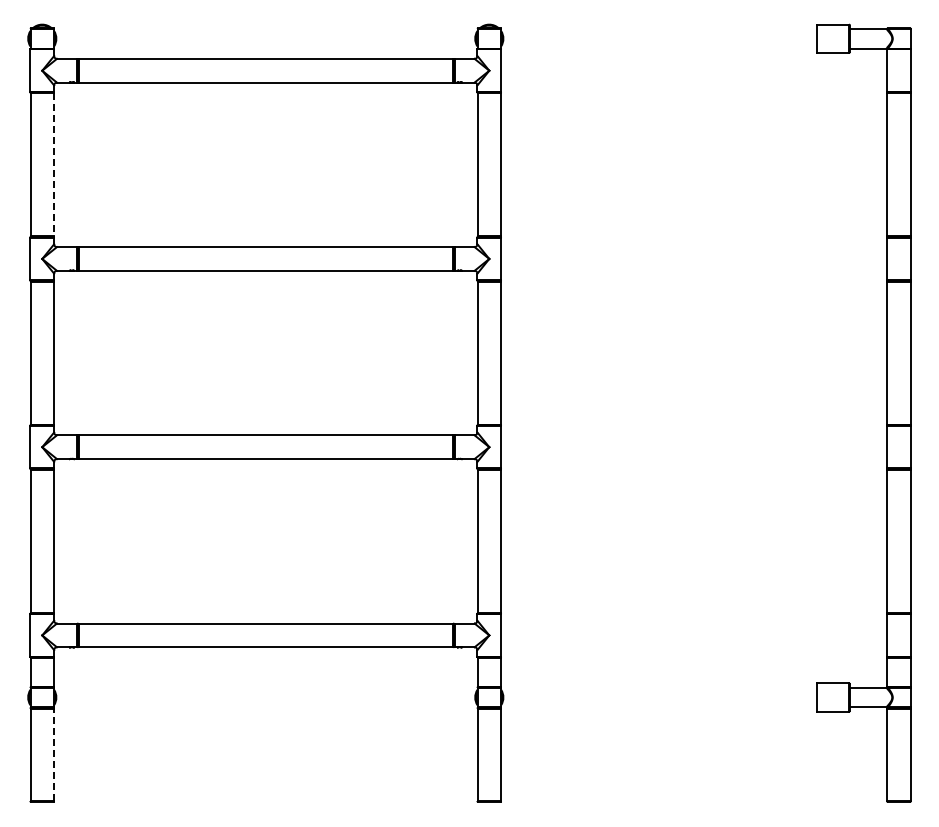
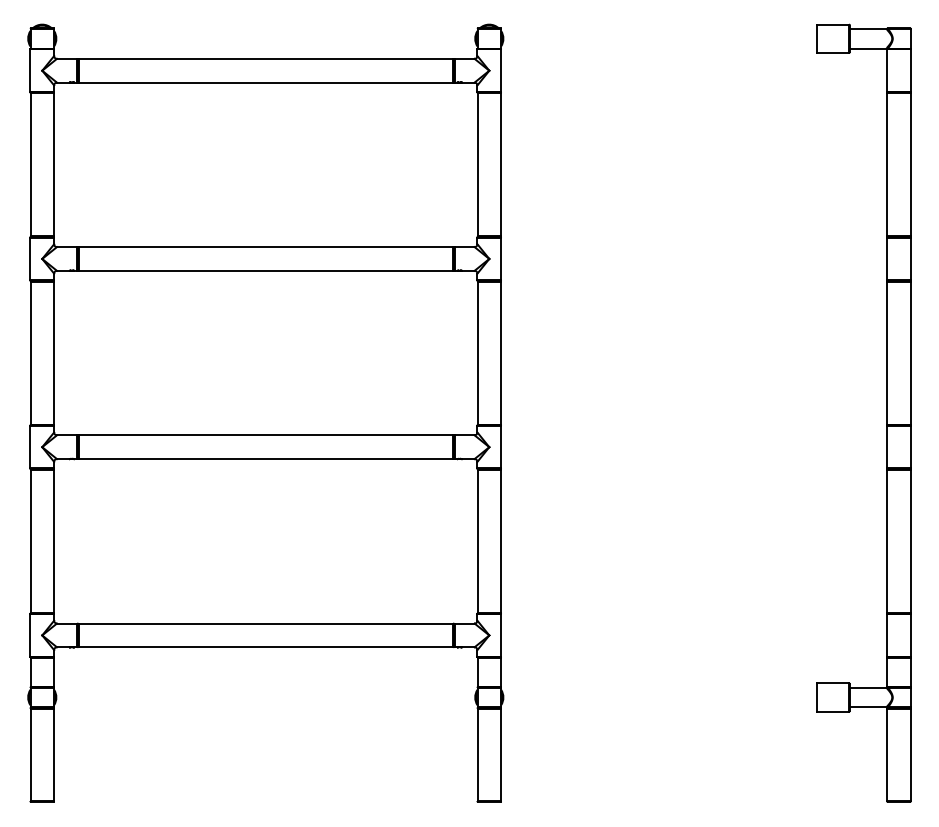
line: dashed -> solid (54, 165)
line: dashed -> solid (54, 754)
